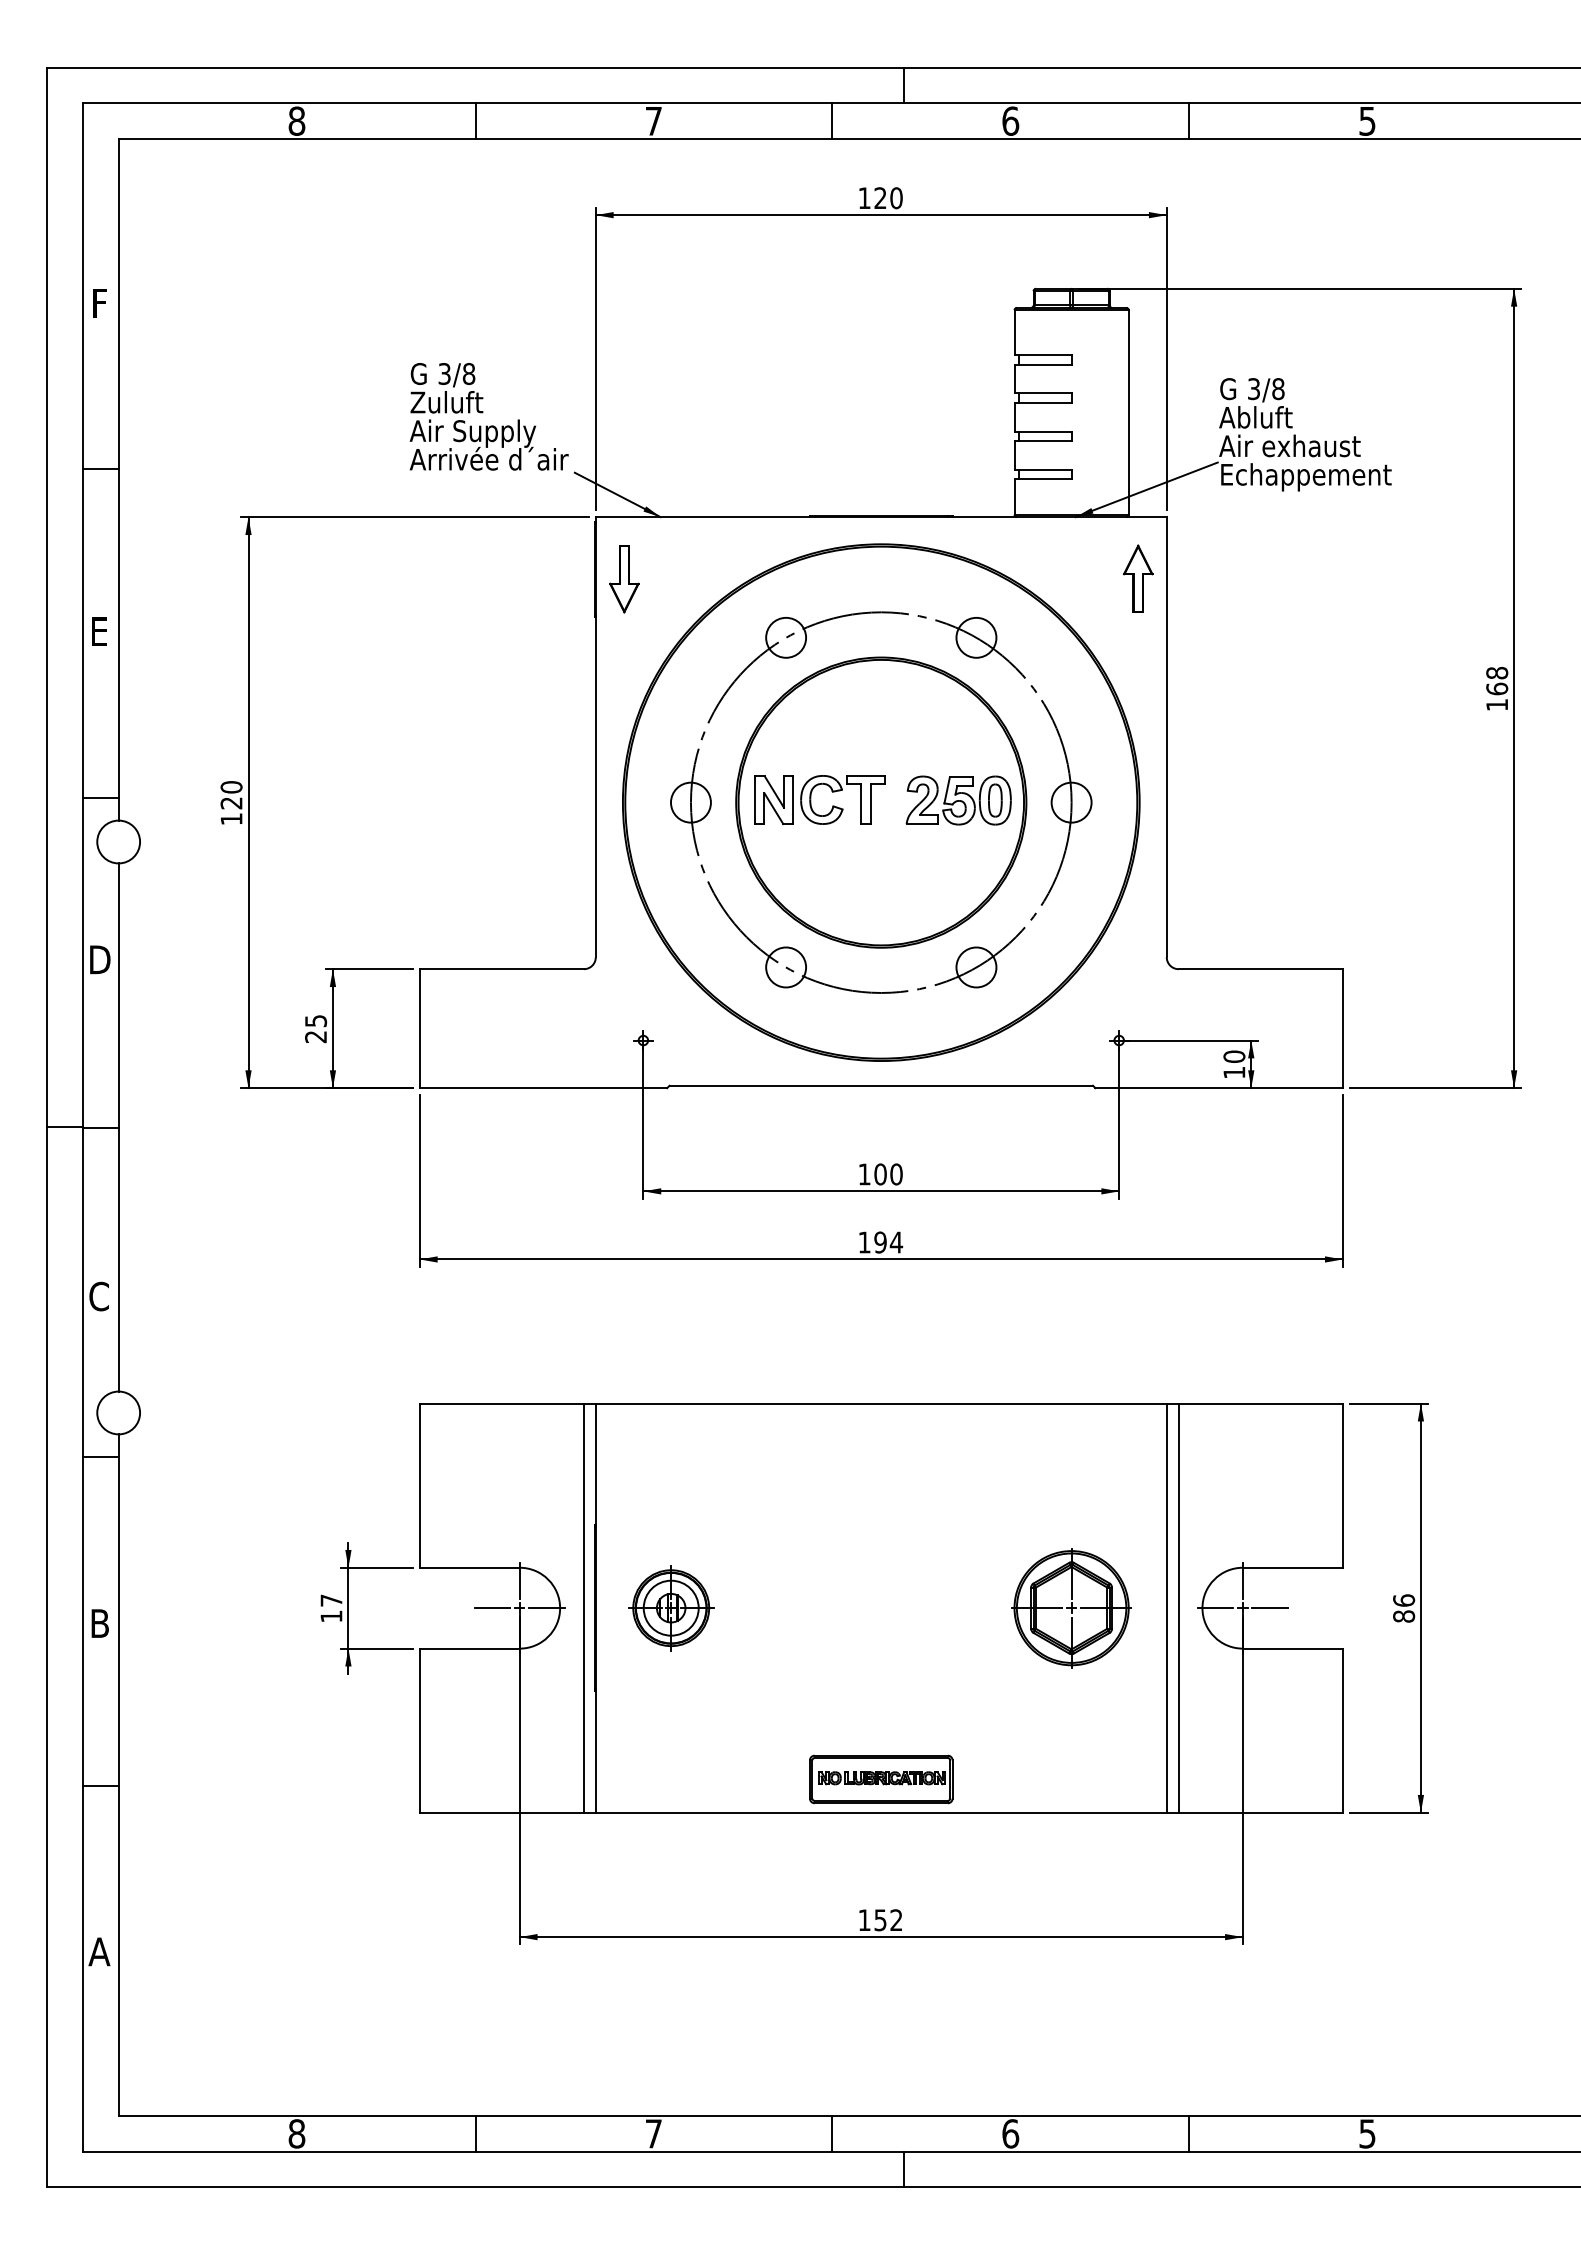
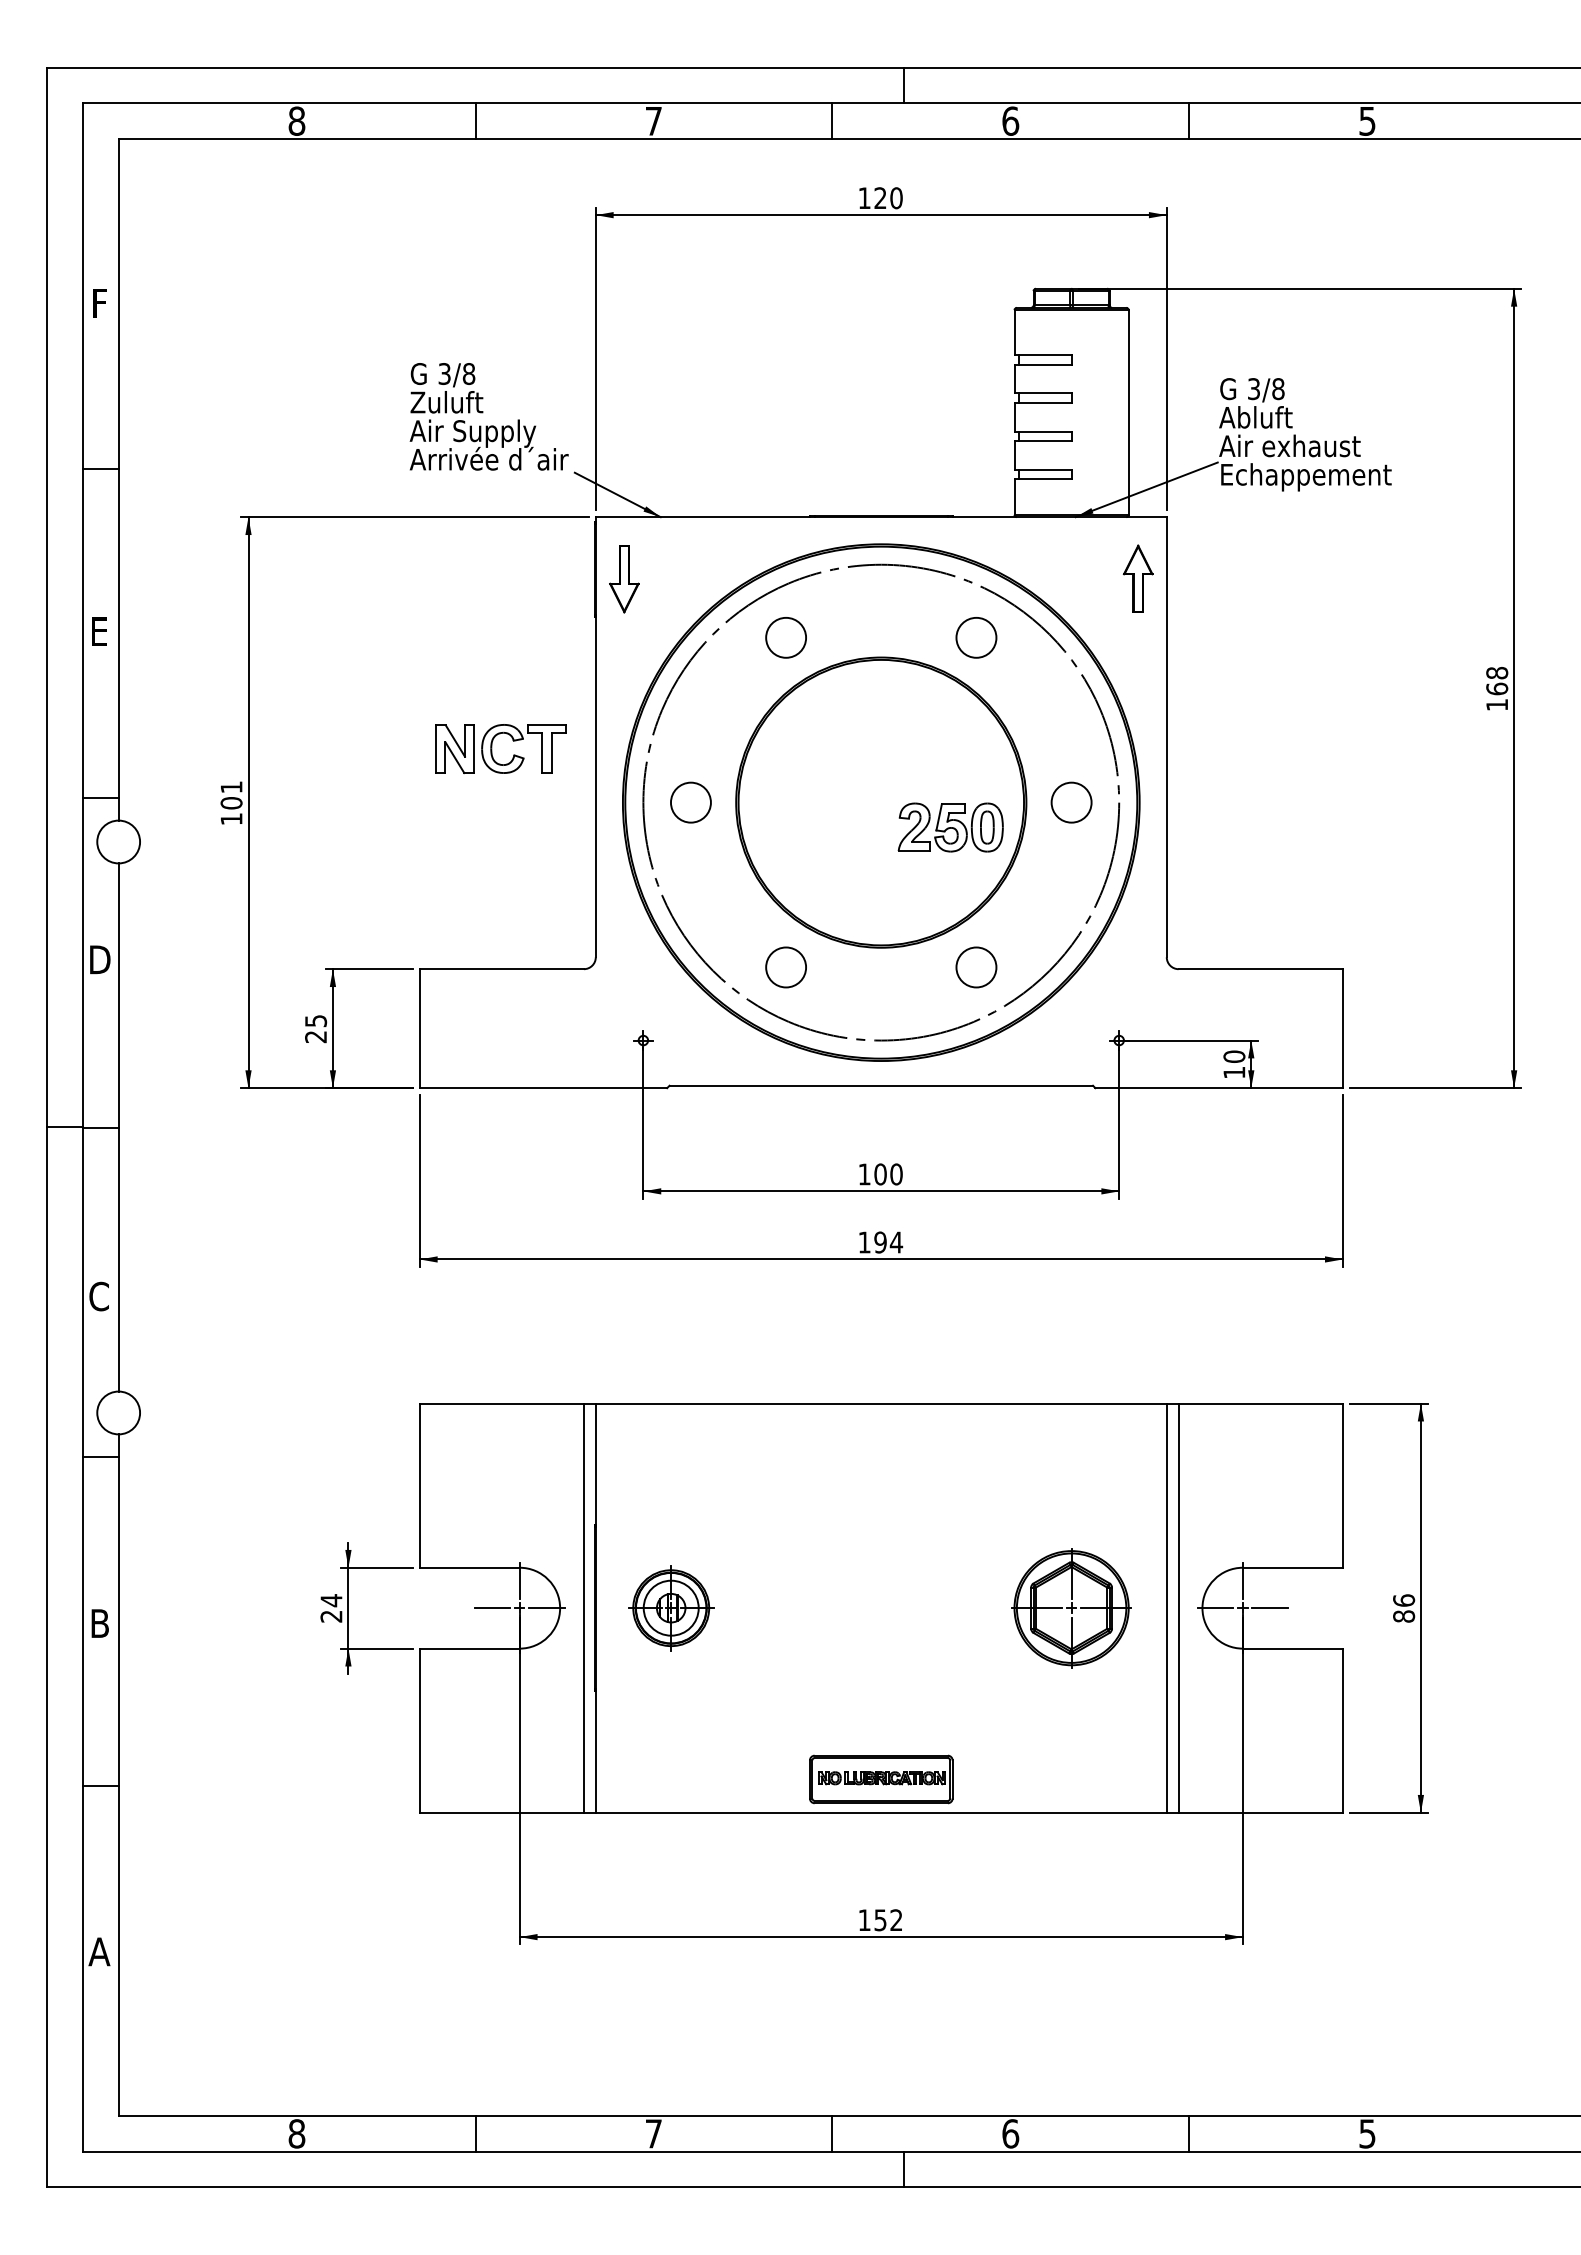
text: 120 -> 101 (231, 795)
part position: (811, 800) -> (492, 749) (492, 749)
part position: (958, 800) -> (950, 827) (950, 827)
circle diameter: 381 px -> 476 px (881, 802)
text: 17 -> 24 (331, 1608)
